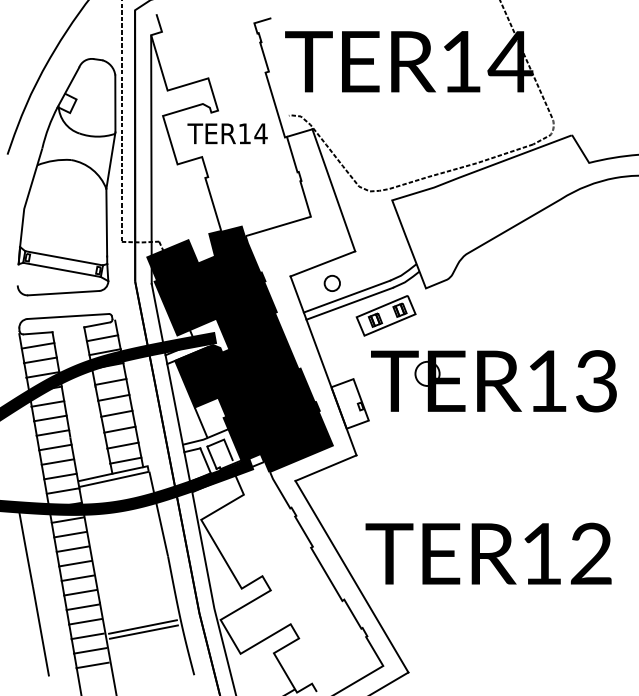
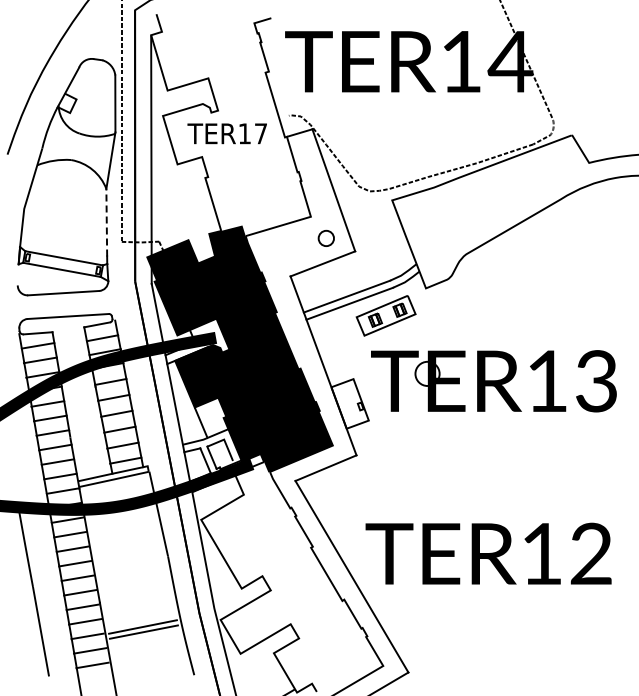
text: TER14 -> TER17 (260, 133)
line: solid -> dashed (106, 222)
circle position: (331, 282) -> (325, 237) (325, 237)
